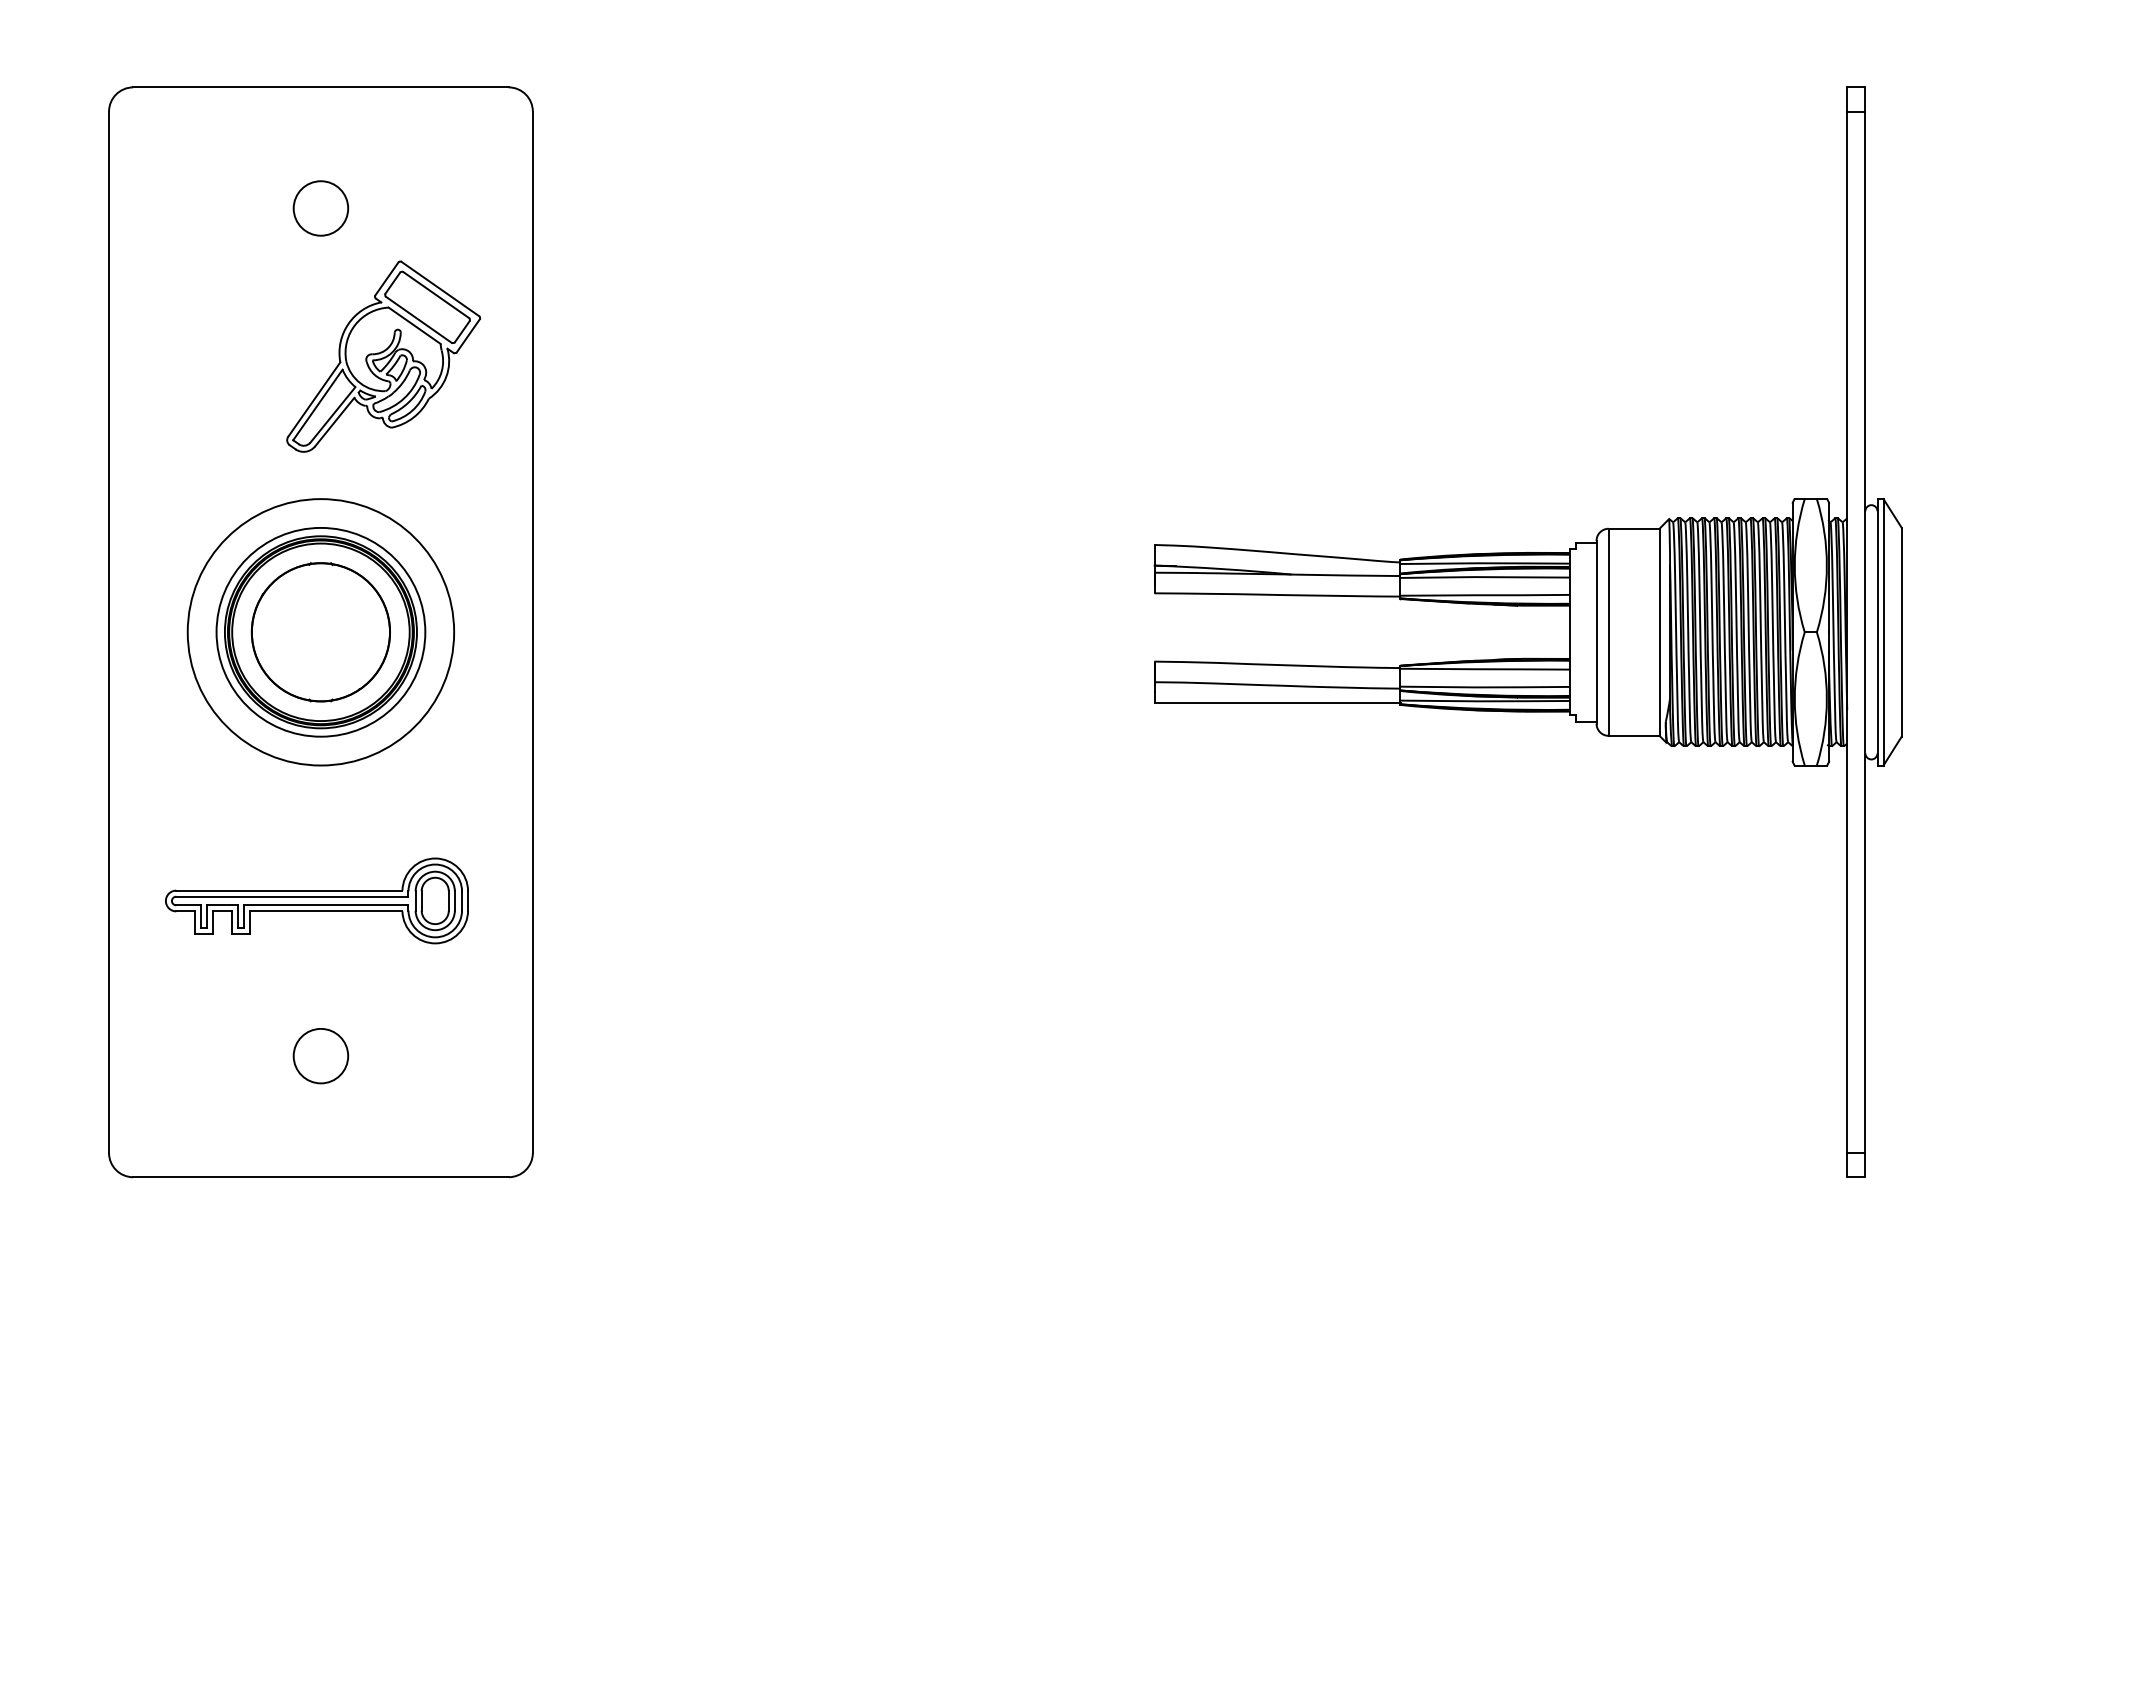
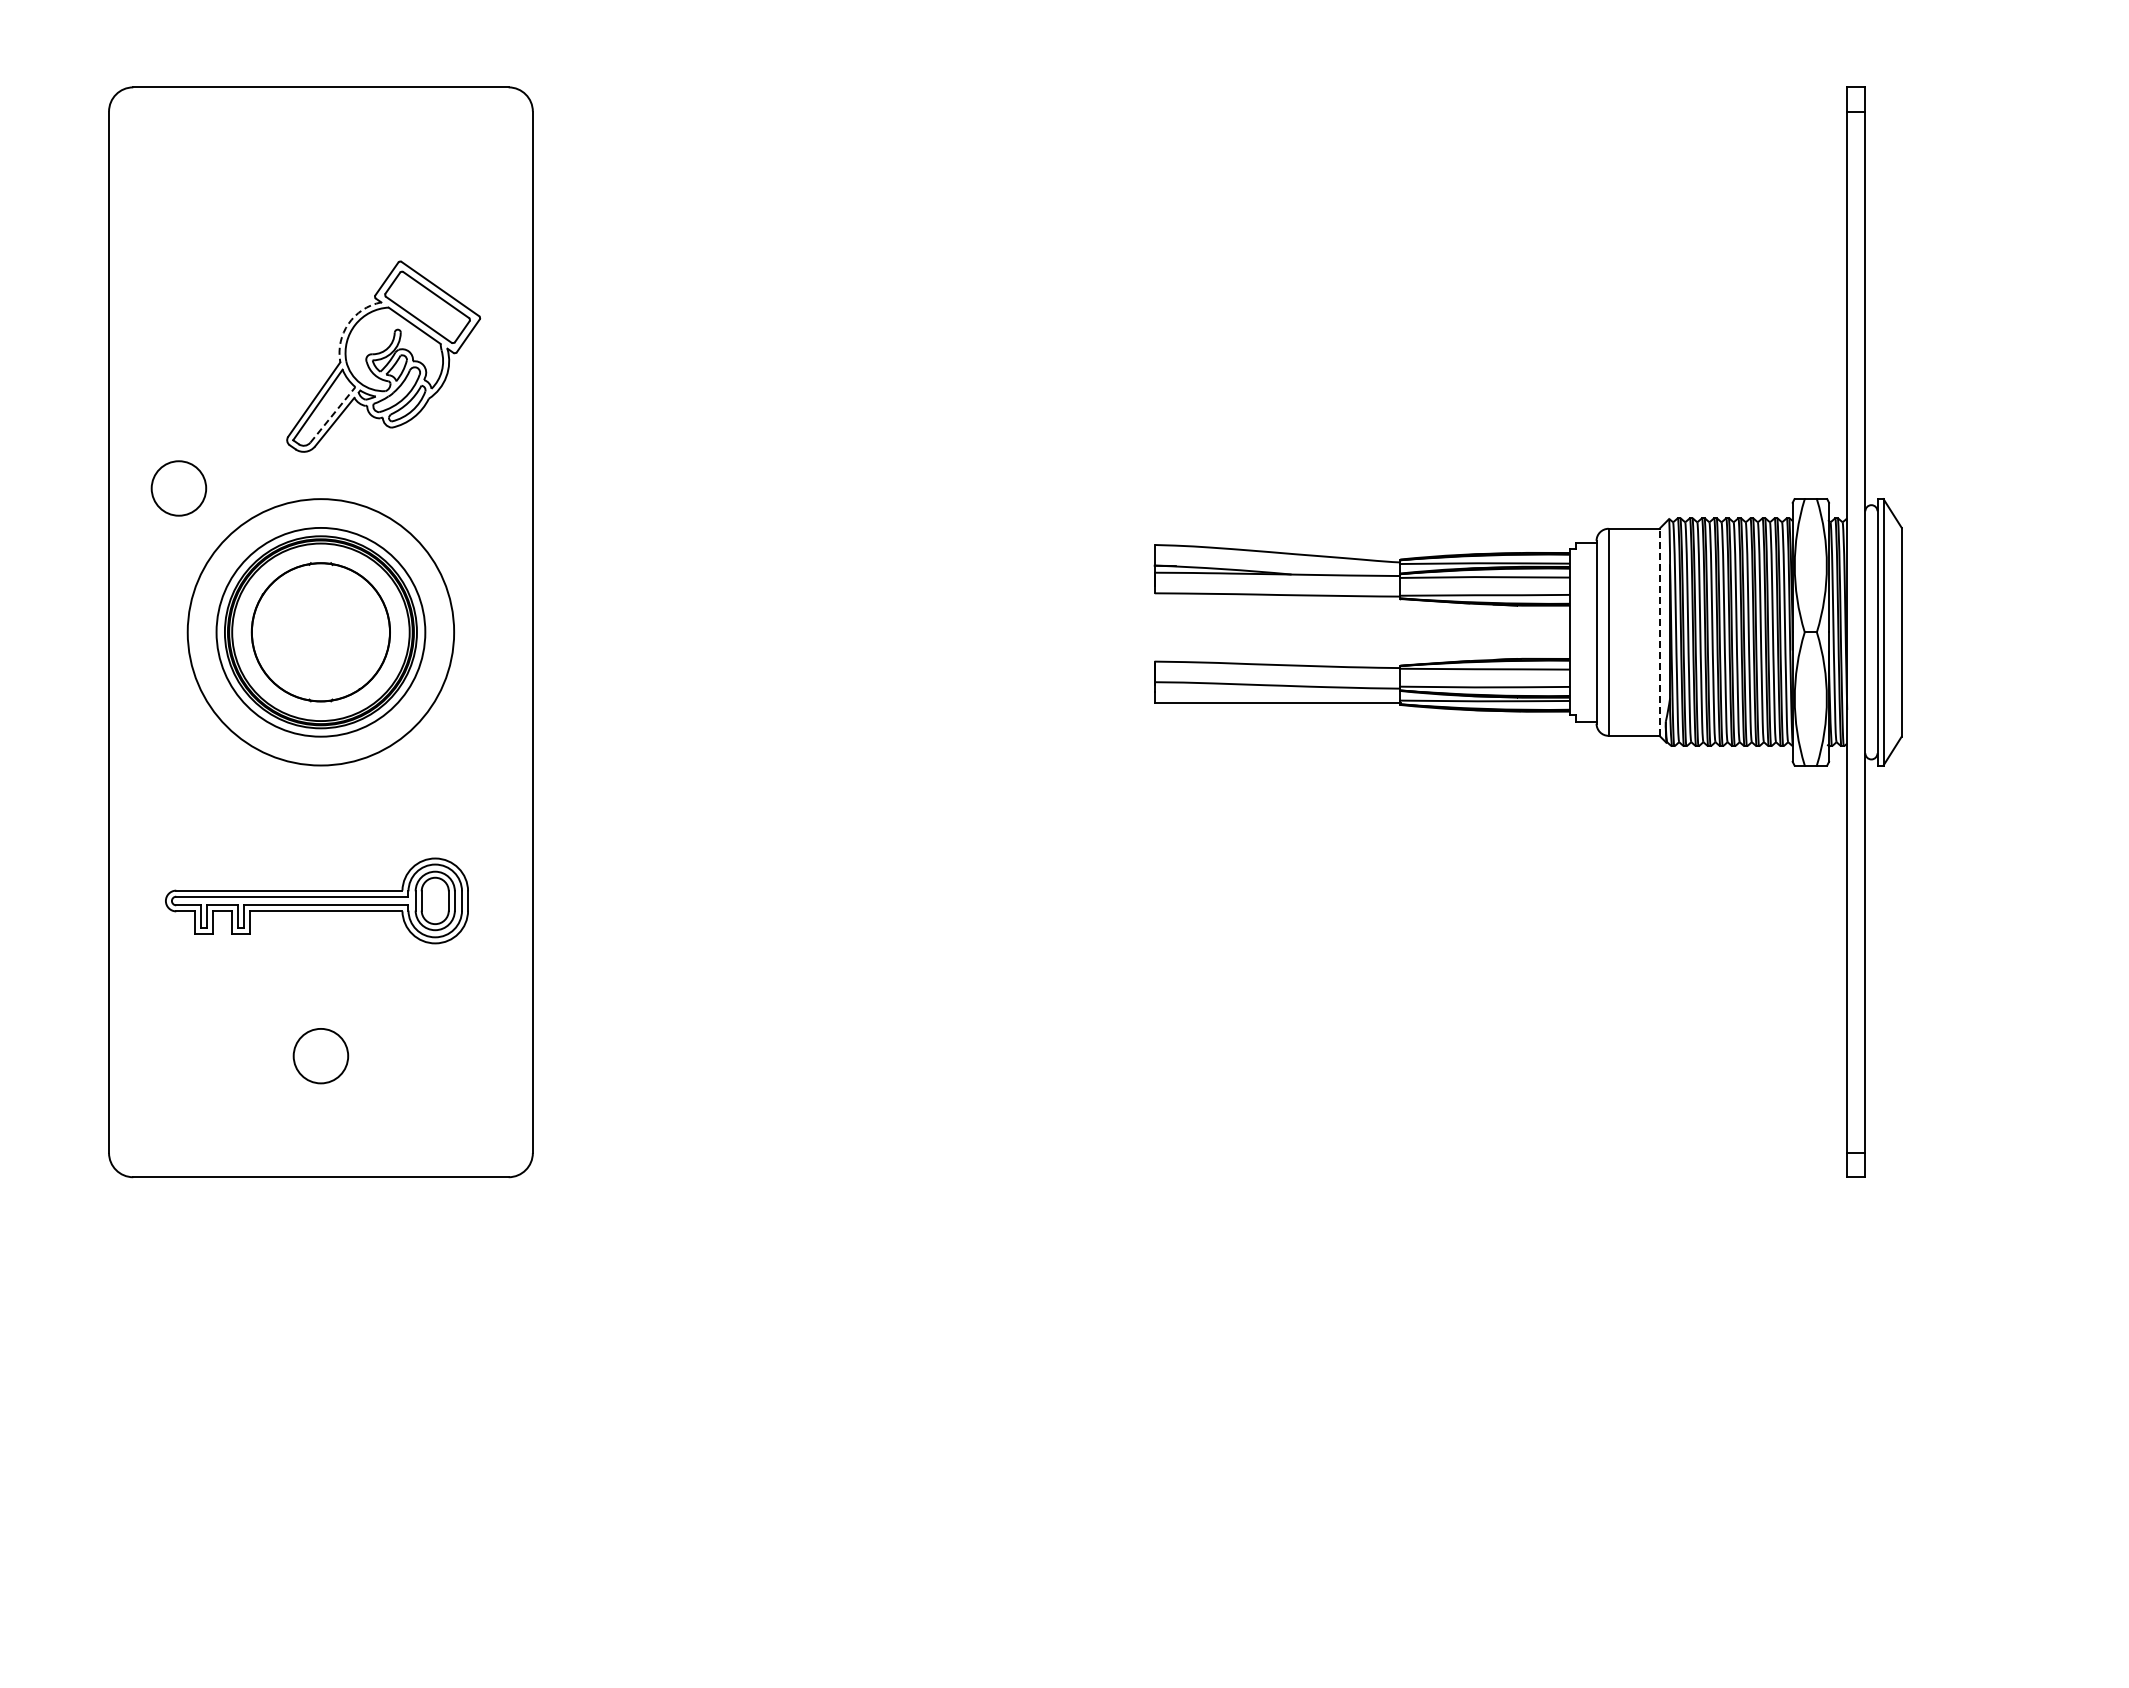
circle position: (320, 208) -> (178, 488) (178, 488)
arc: solid -> dashed (348, 323)
line: solid -> dashed (332, 414)
line: solid -> dashed (1659, 632)
